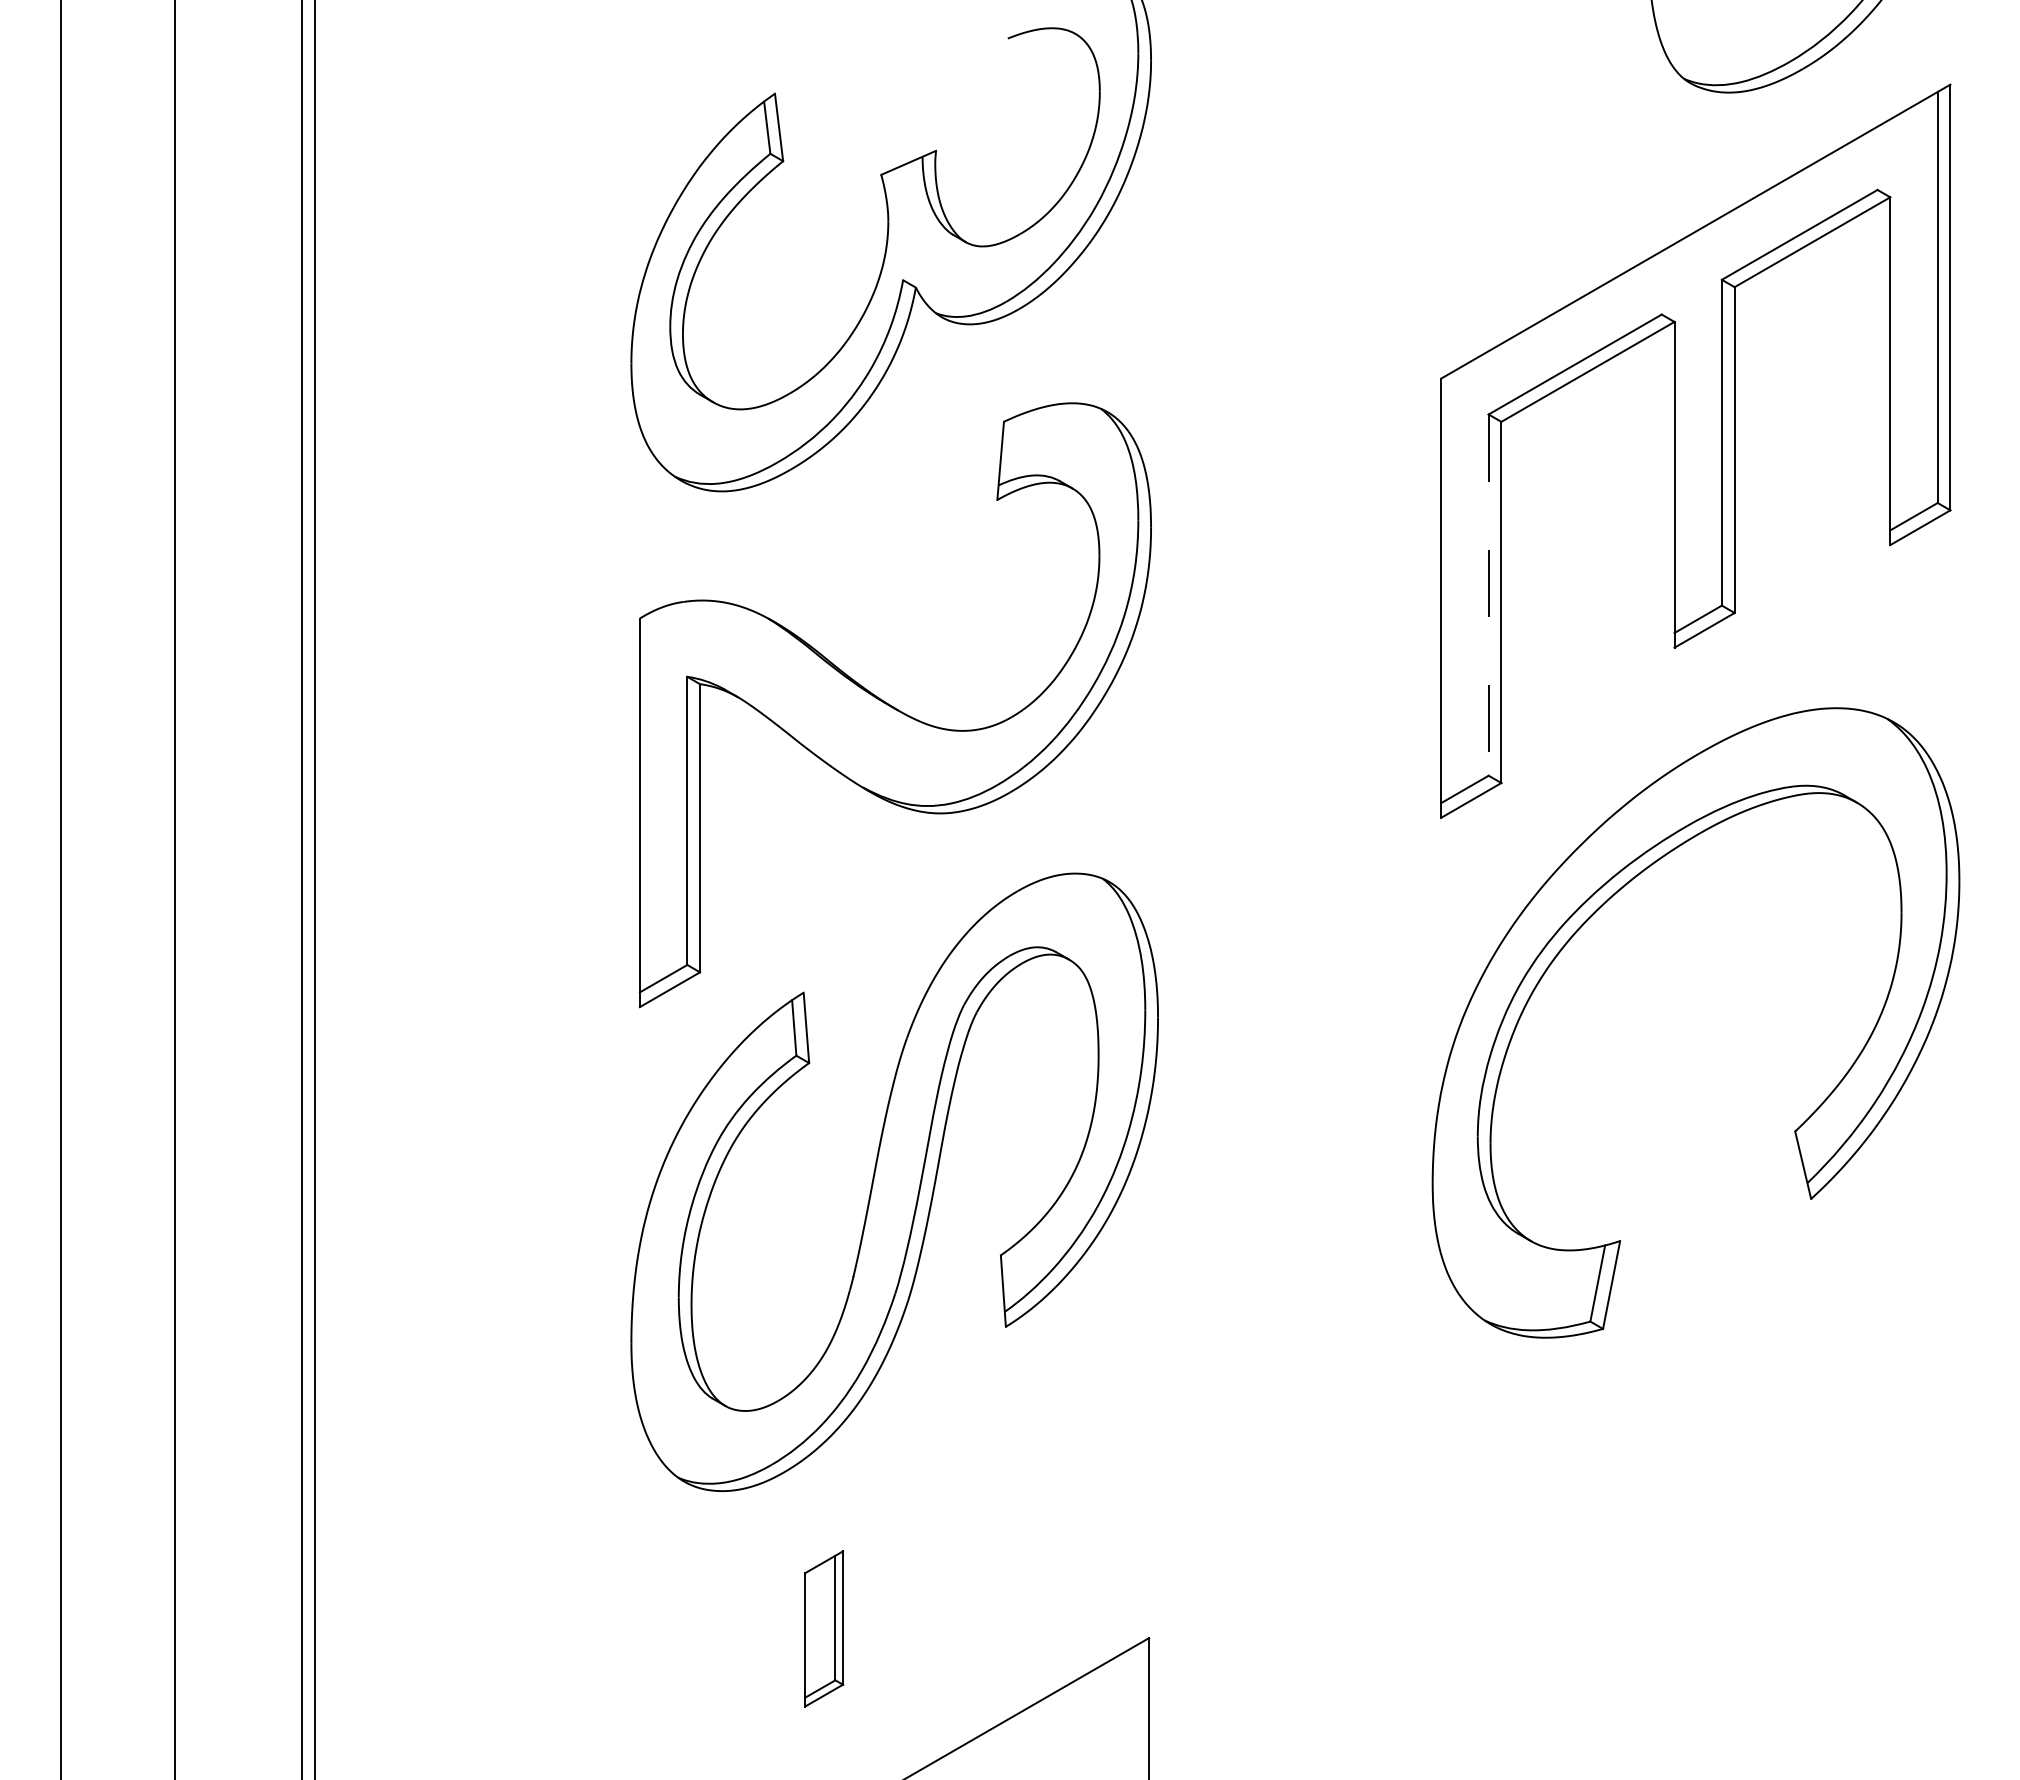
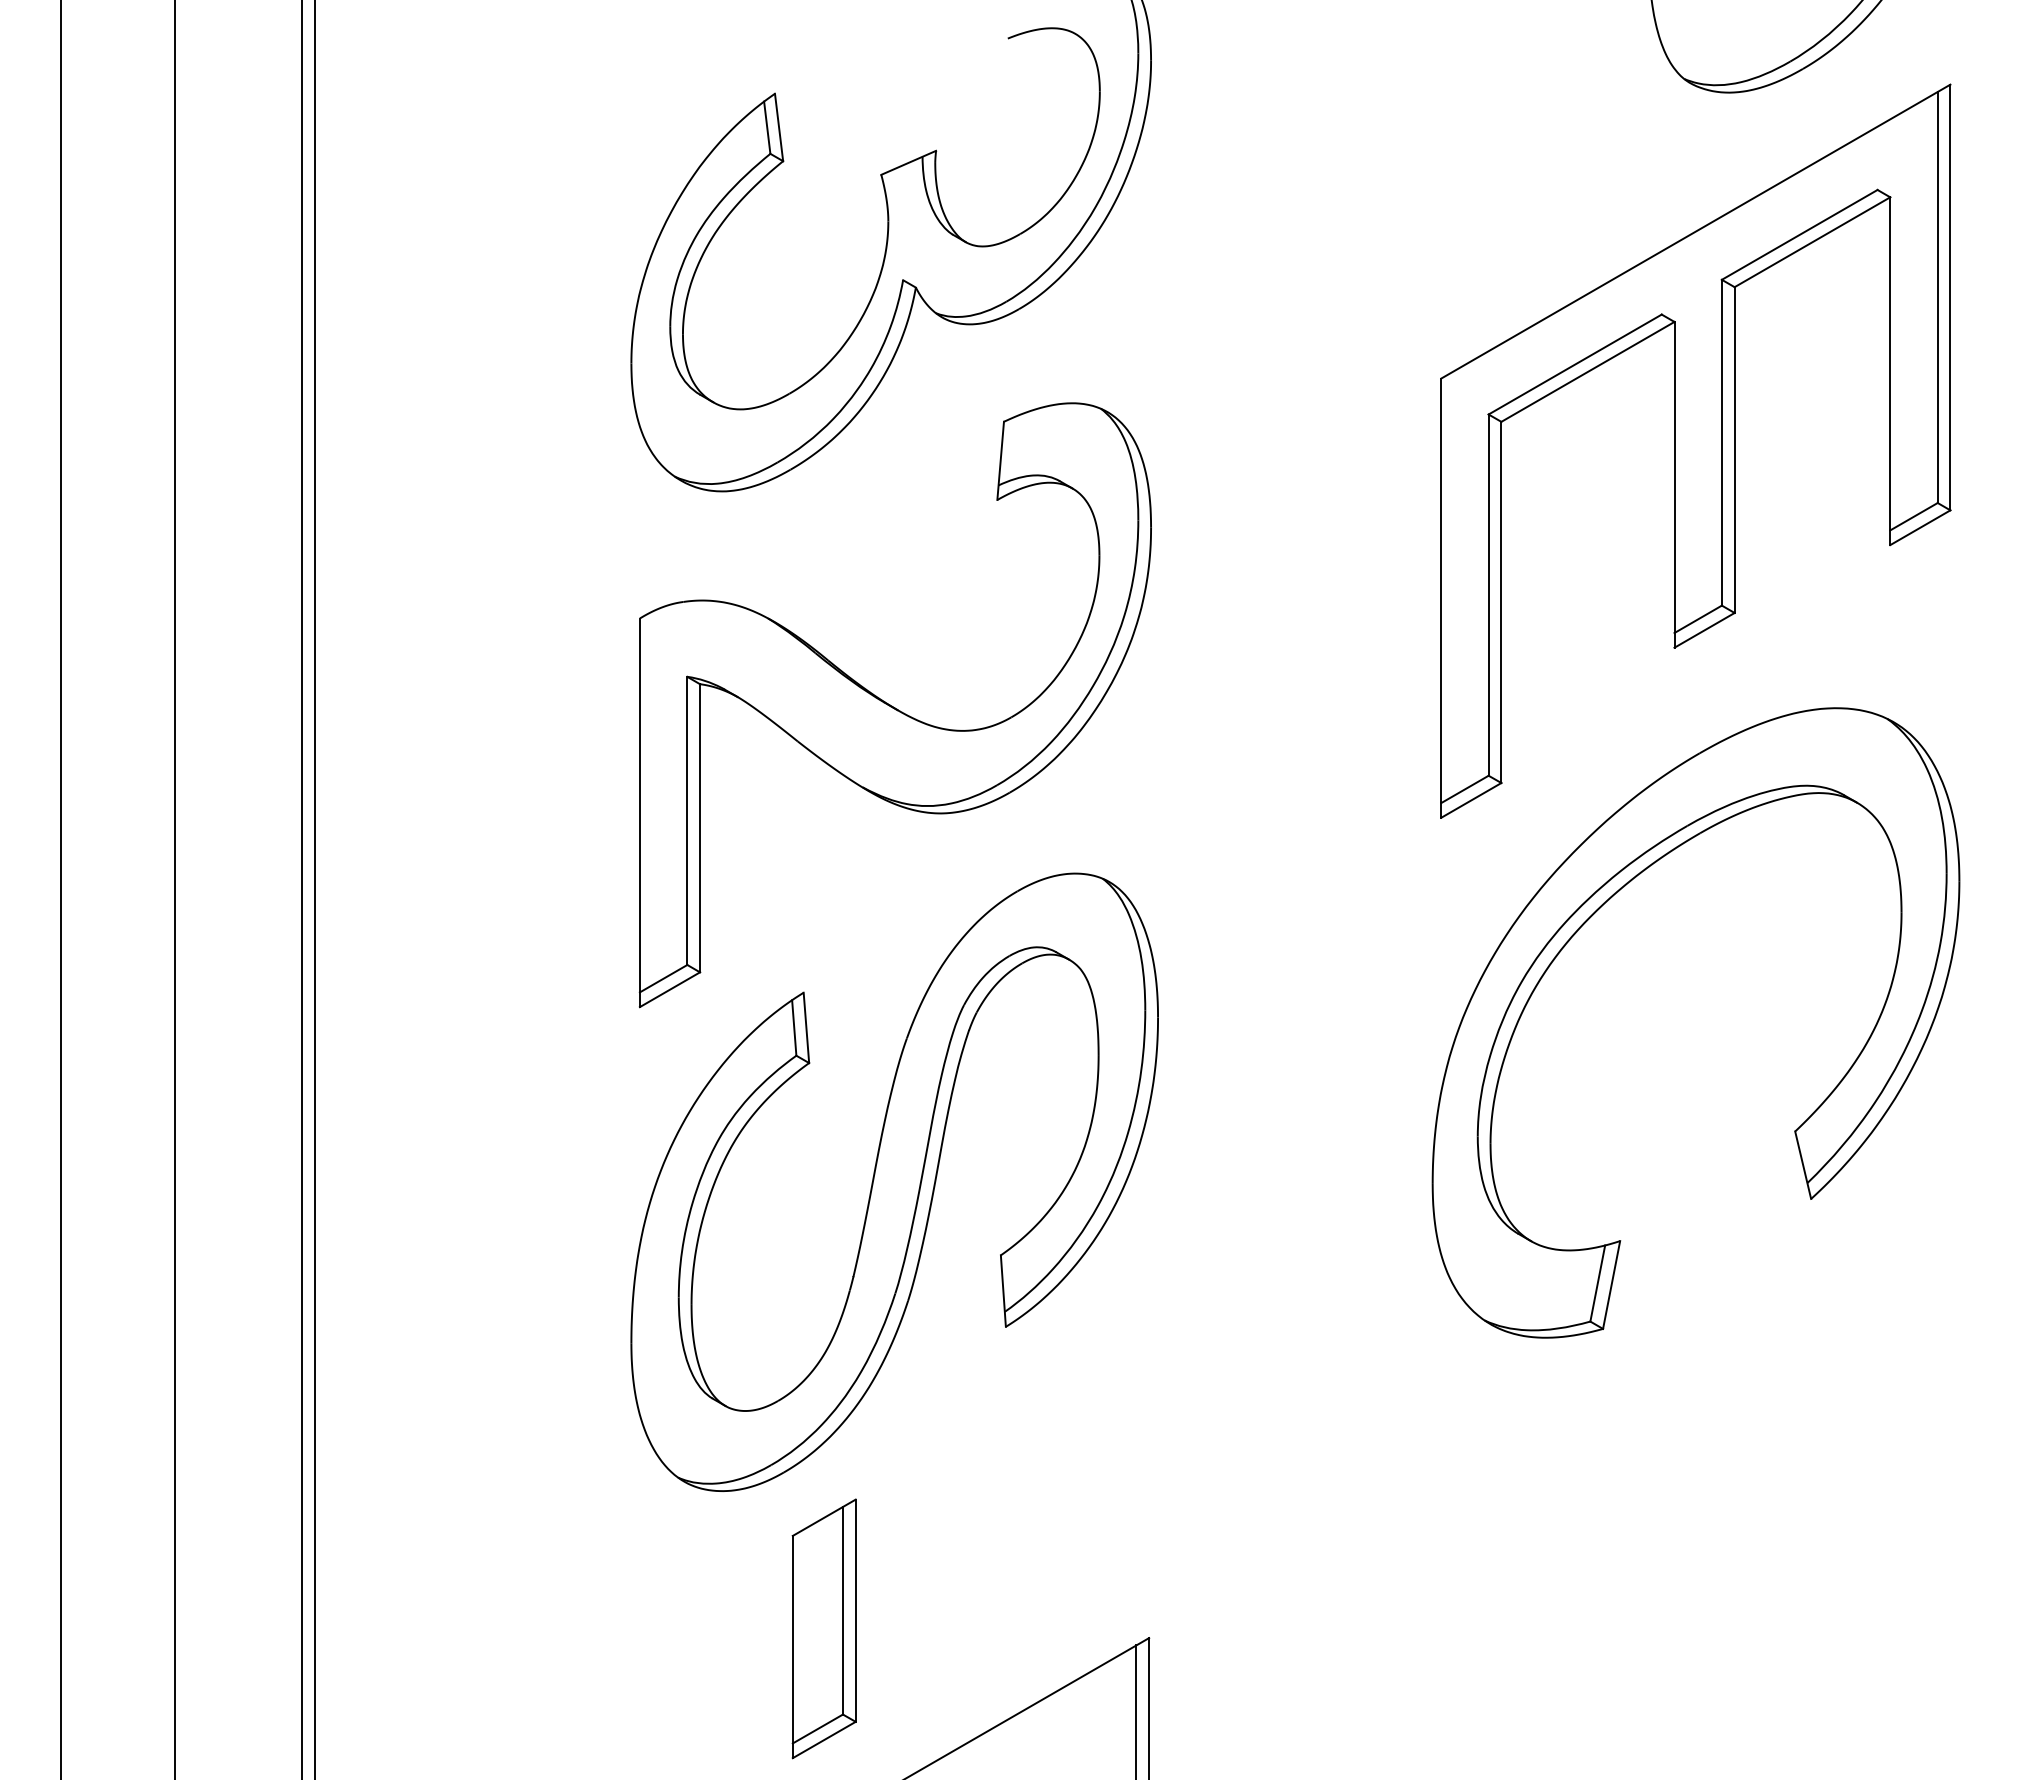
line: dashed -> solid (1488, 595)
part size: 41x158 px -> 66x262 px (823, 1628)
line: none -> present (1136, 1710)
